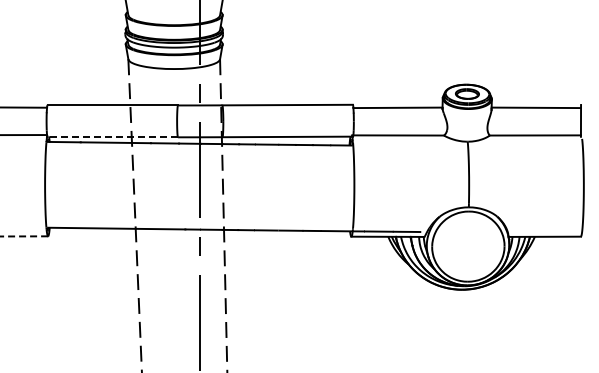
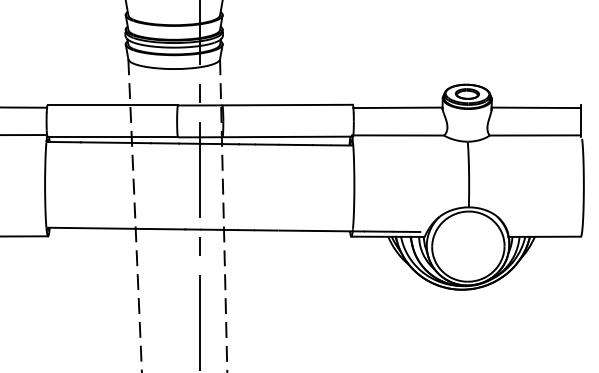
line: dashed -> solid (112, 137)
line: dashed -> solid (24, 236)
